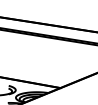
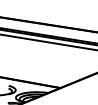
line: none -> present (48, 41)
